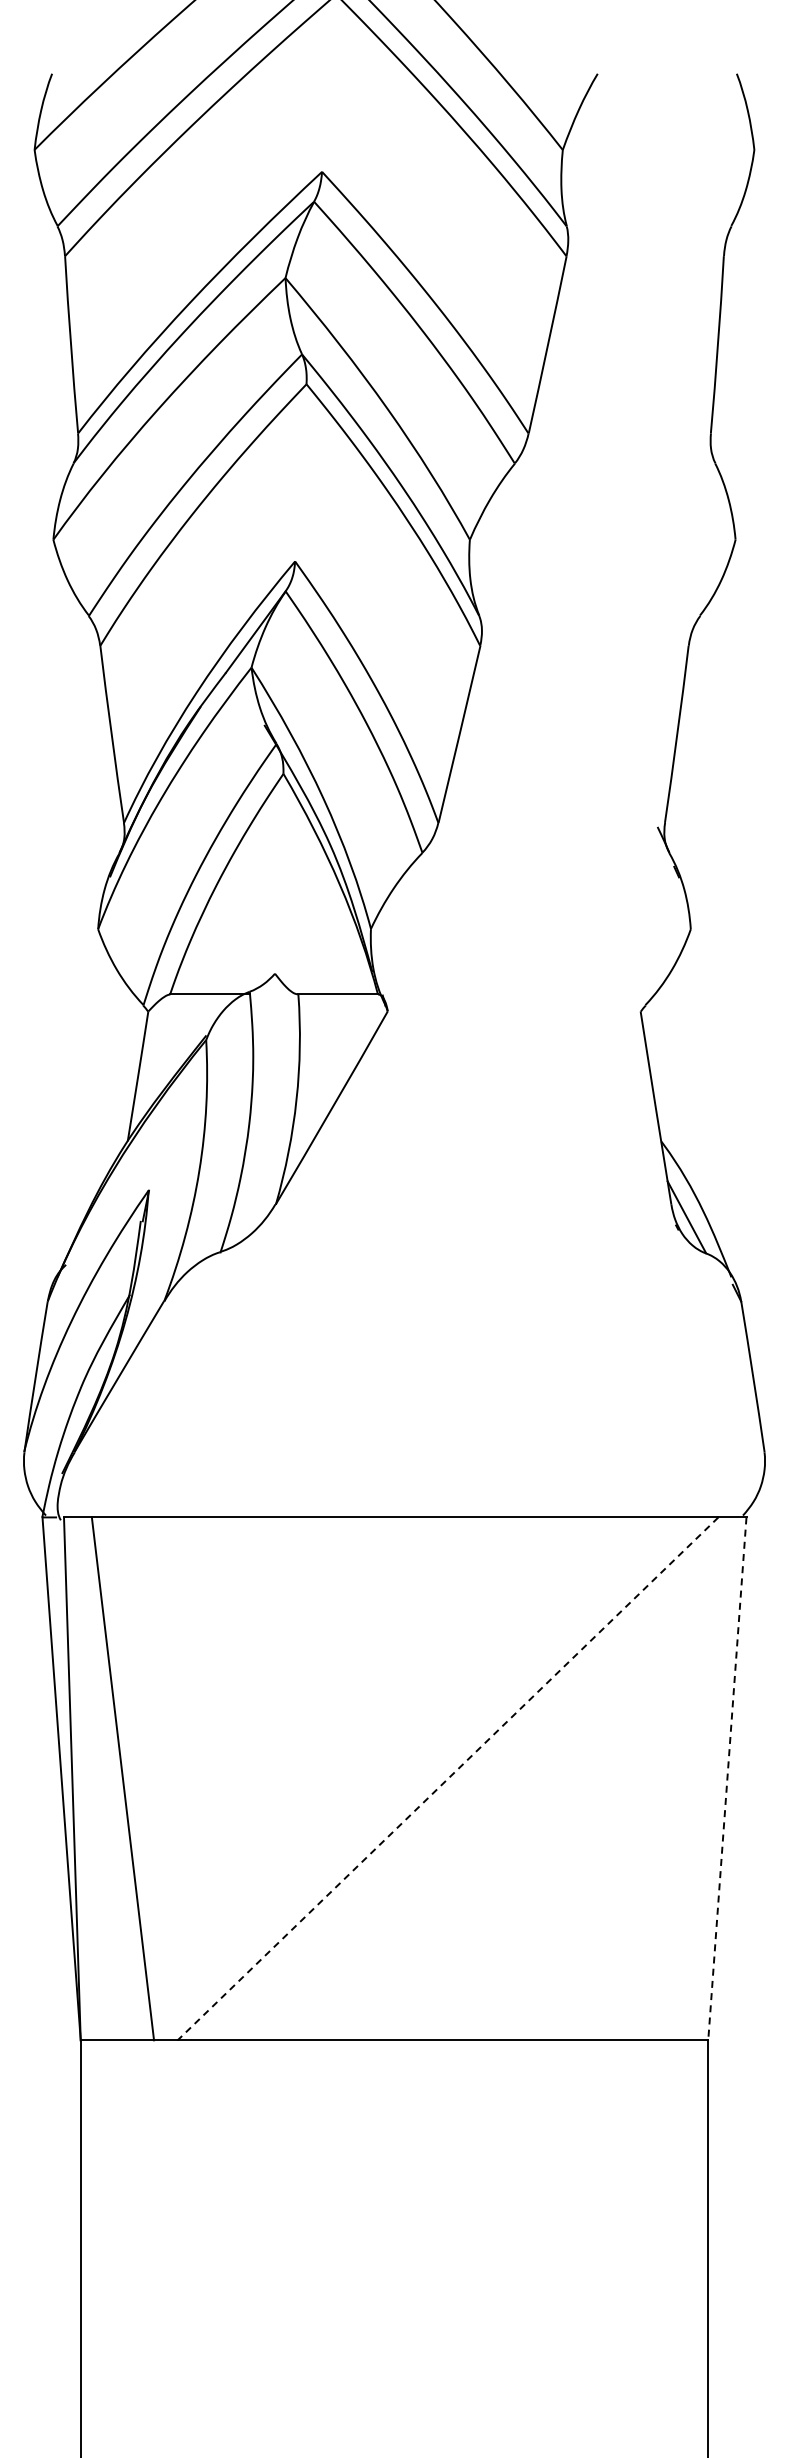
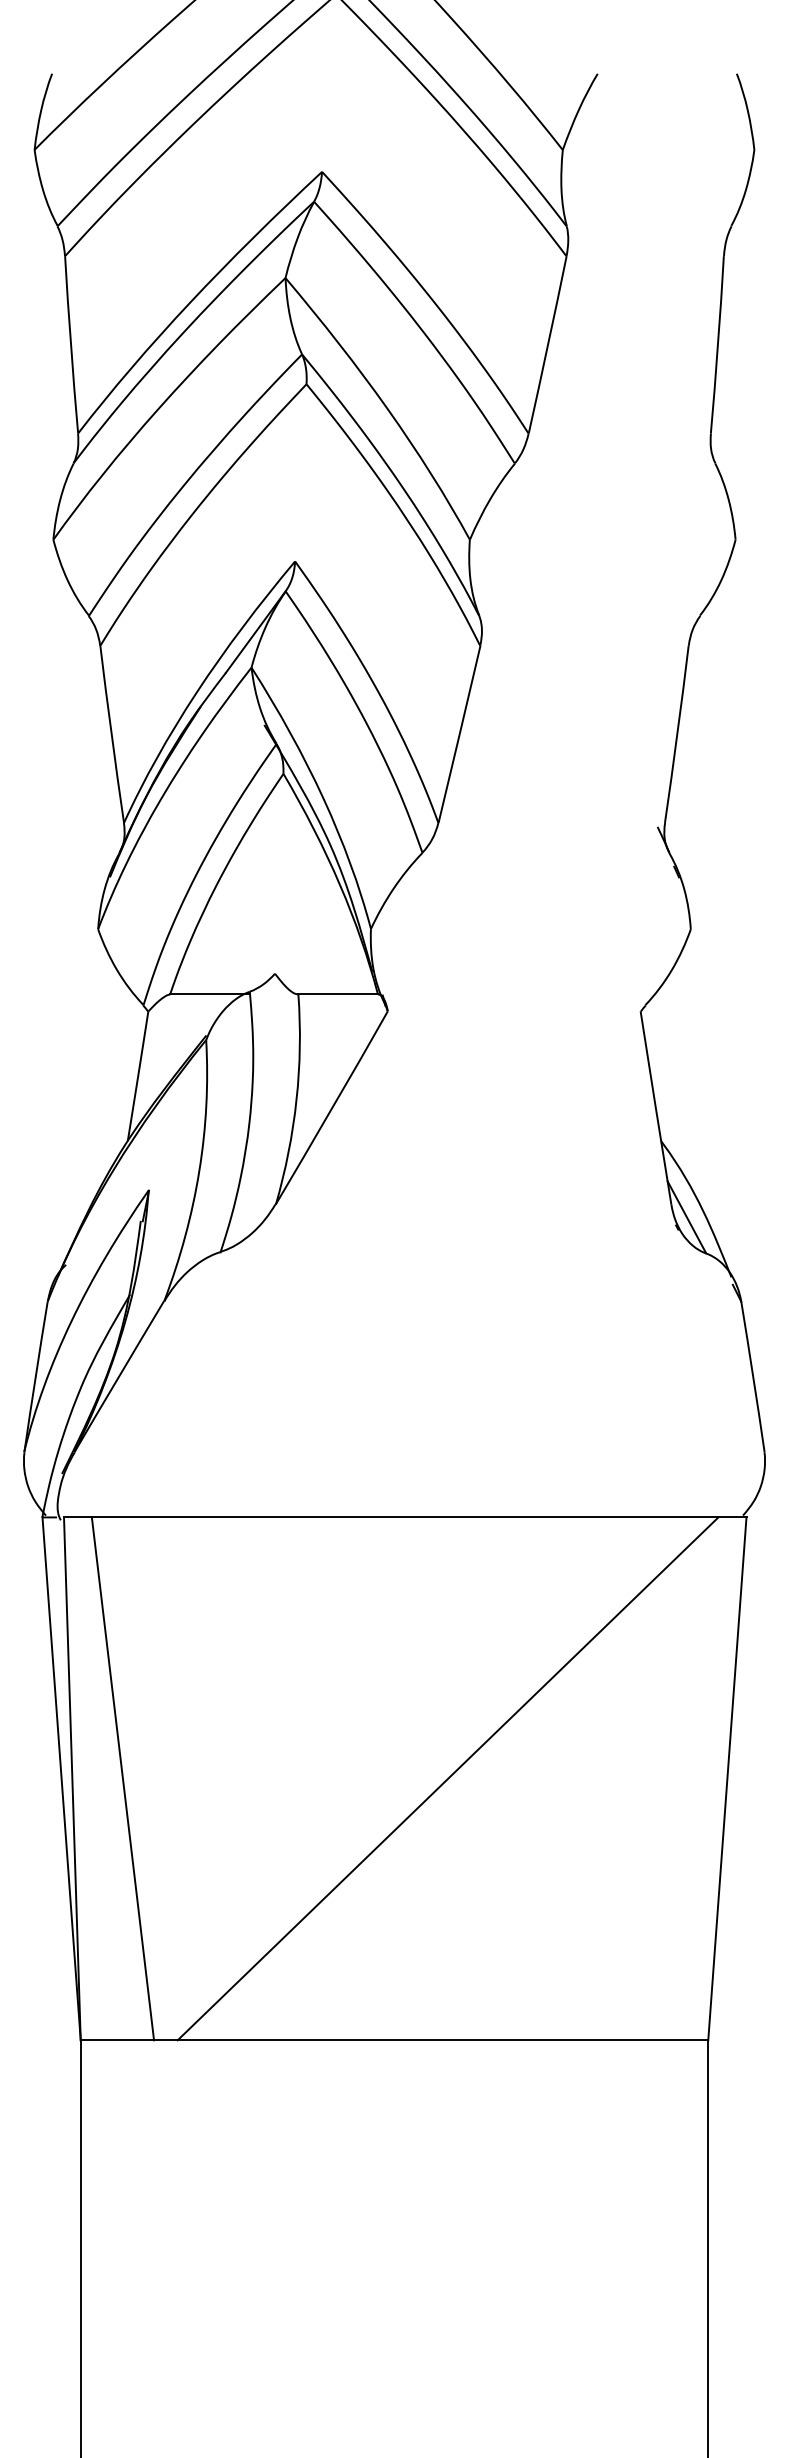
line: dashed -> solid (447, 1779)
line: dashed -> solid (727, 1779)
